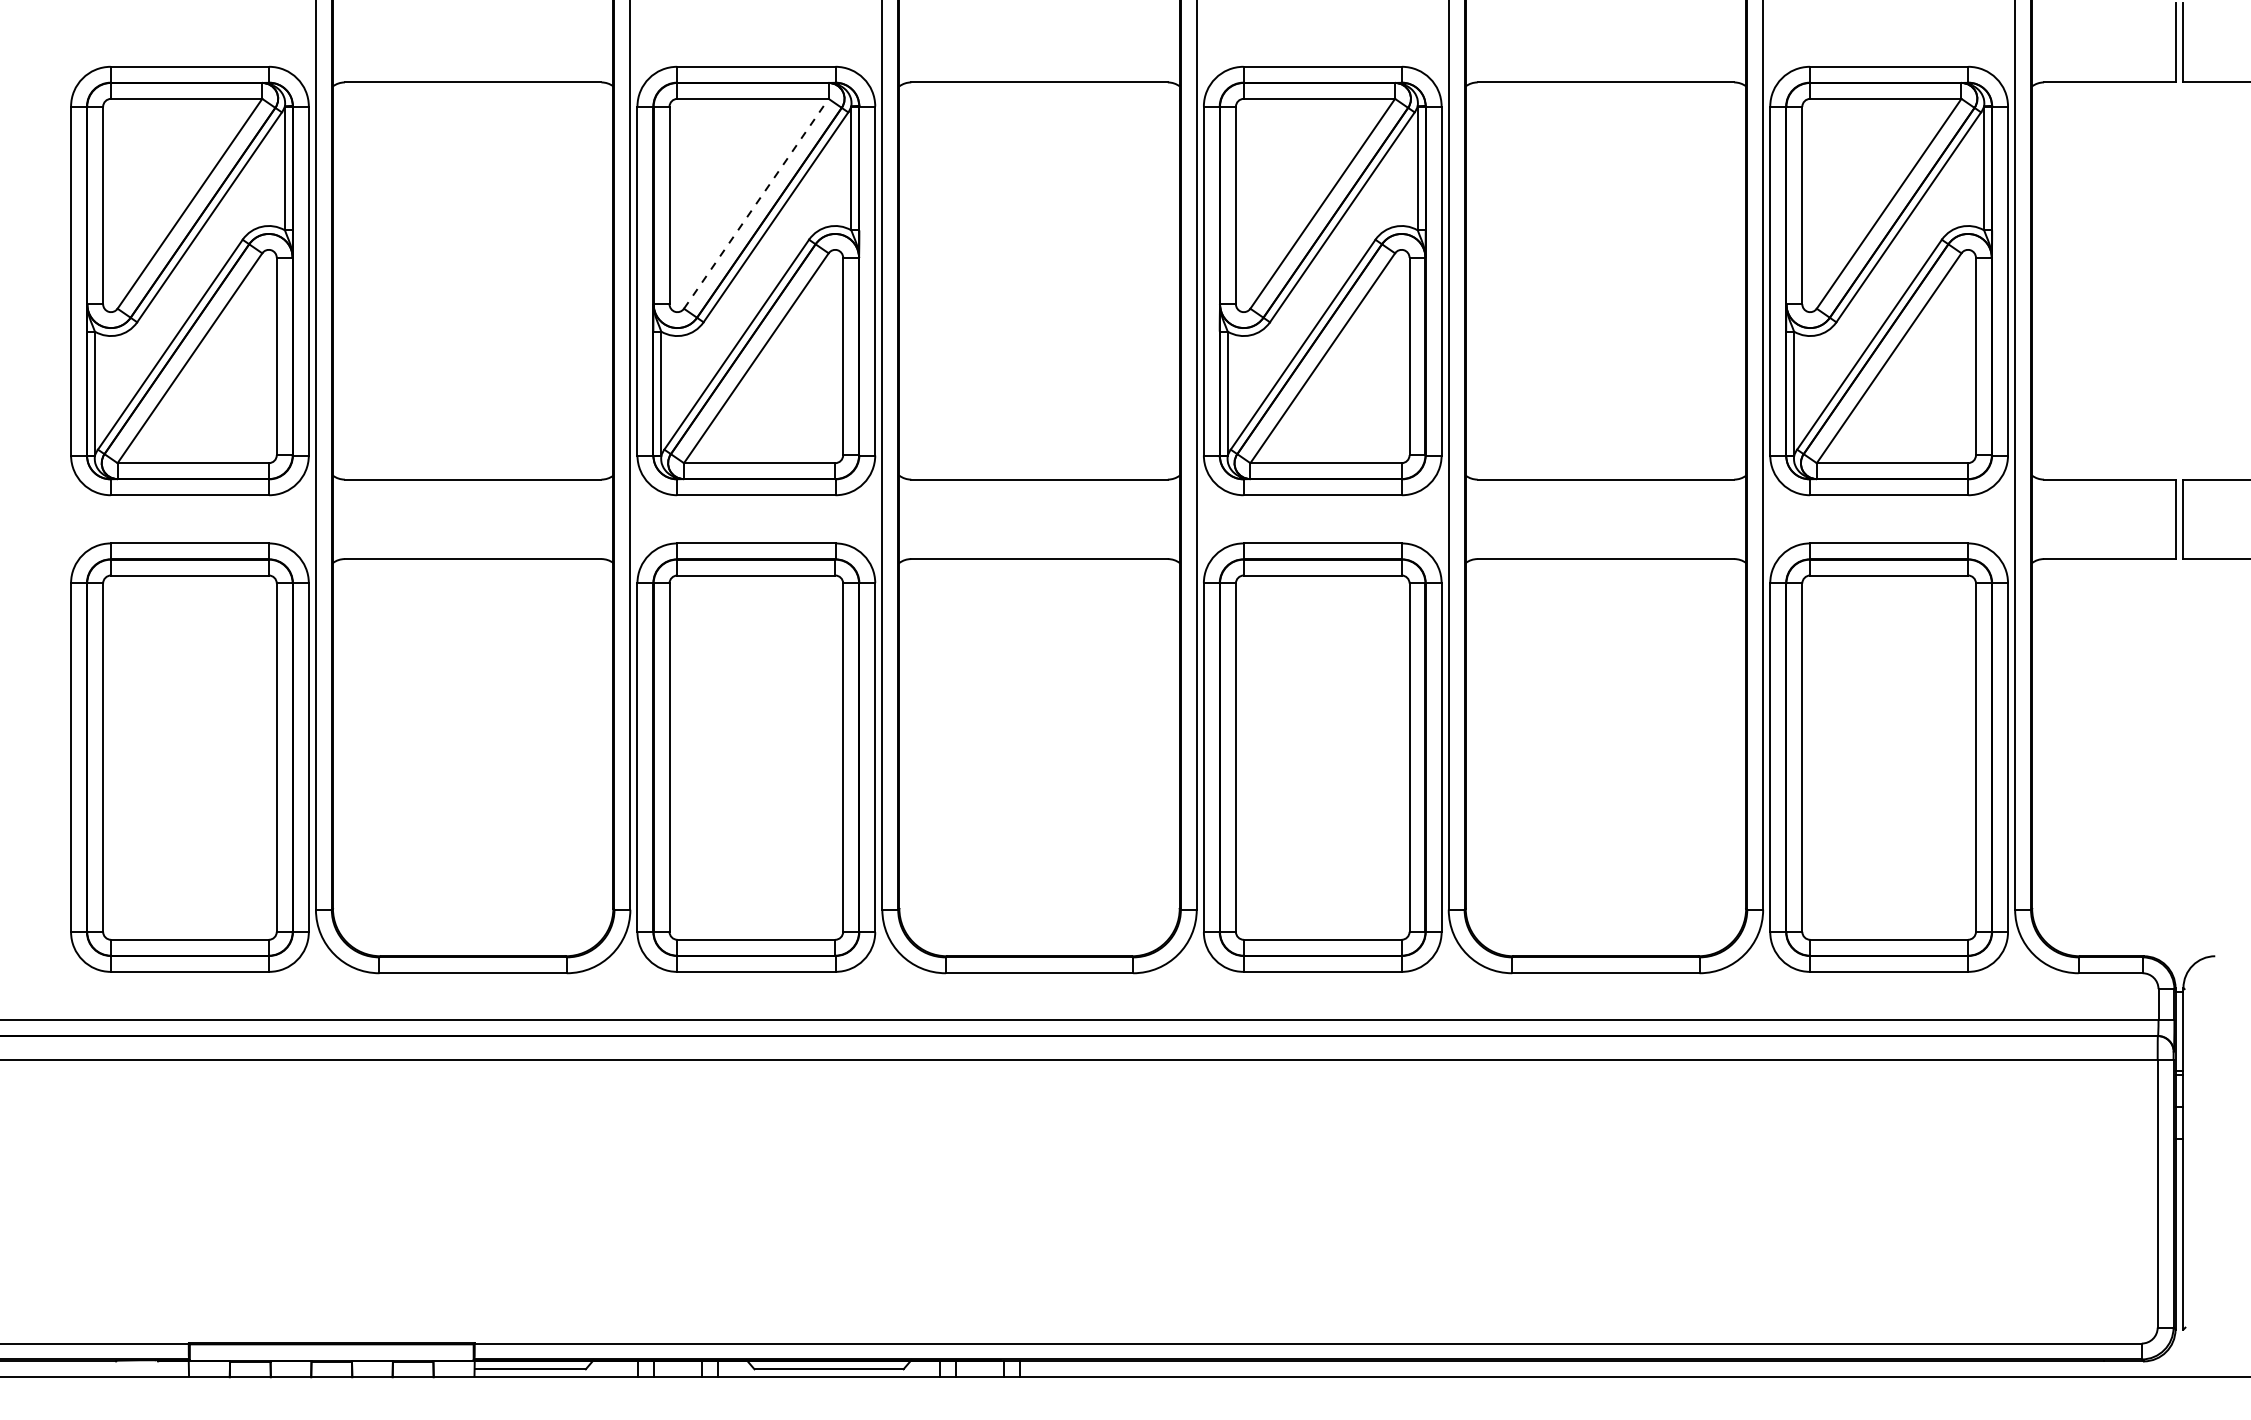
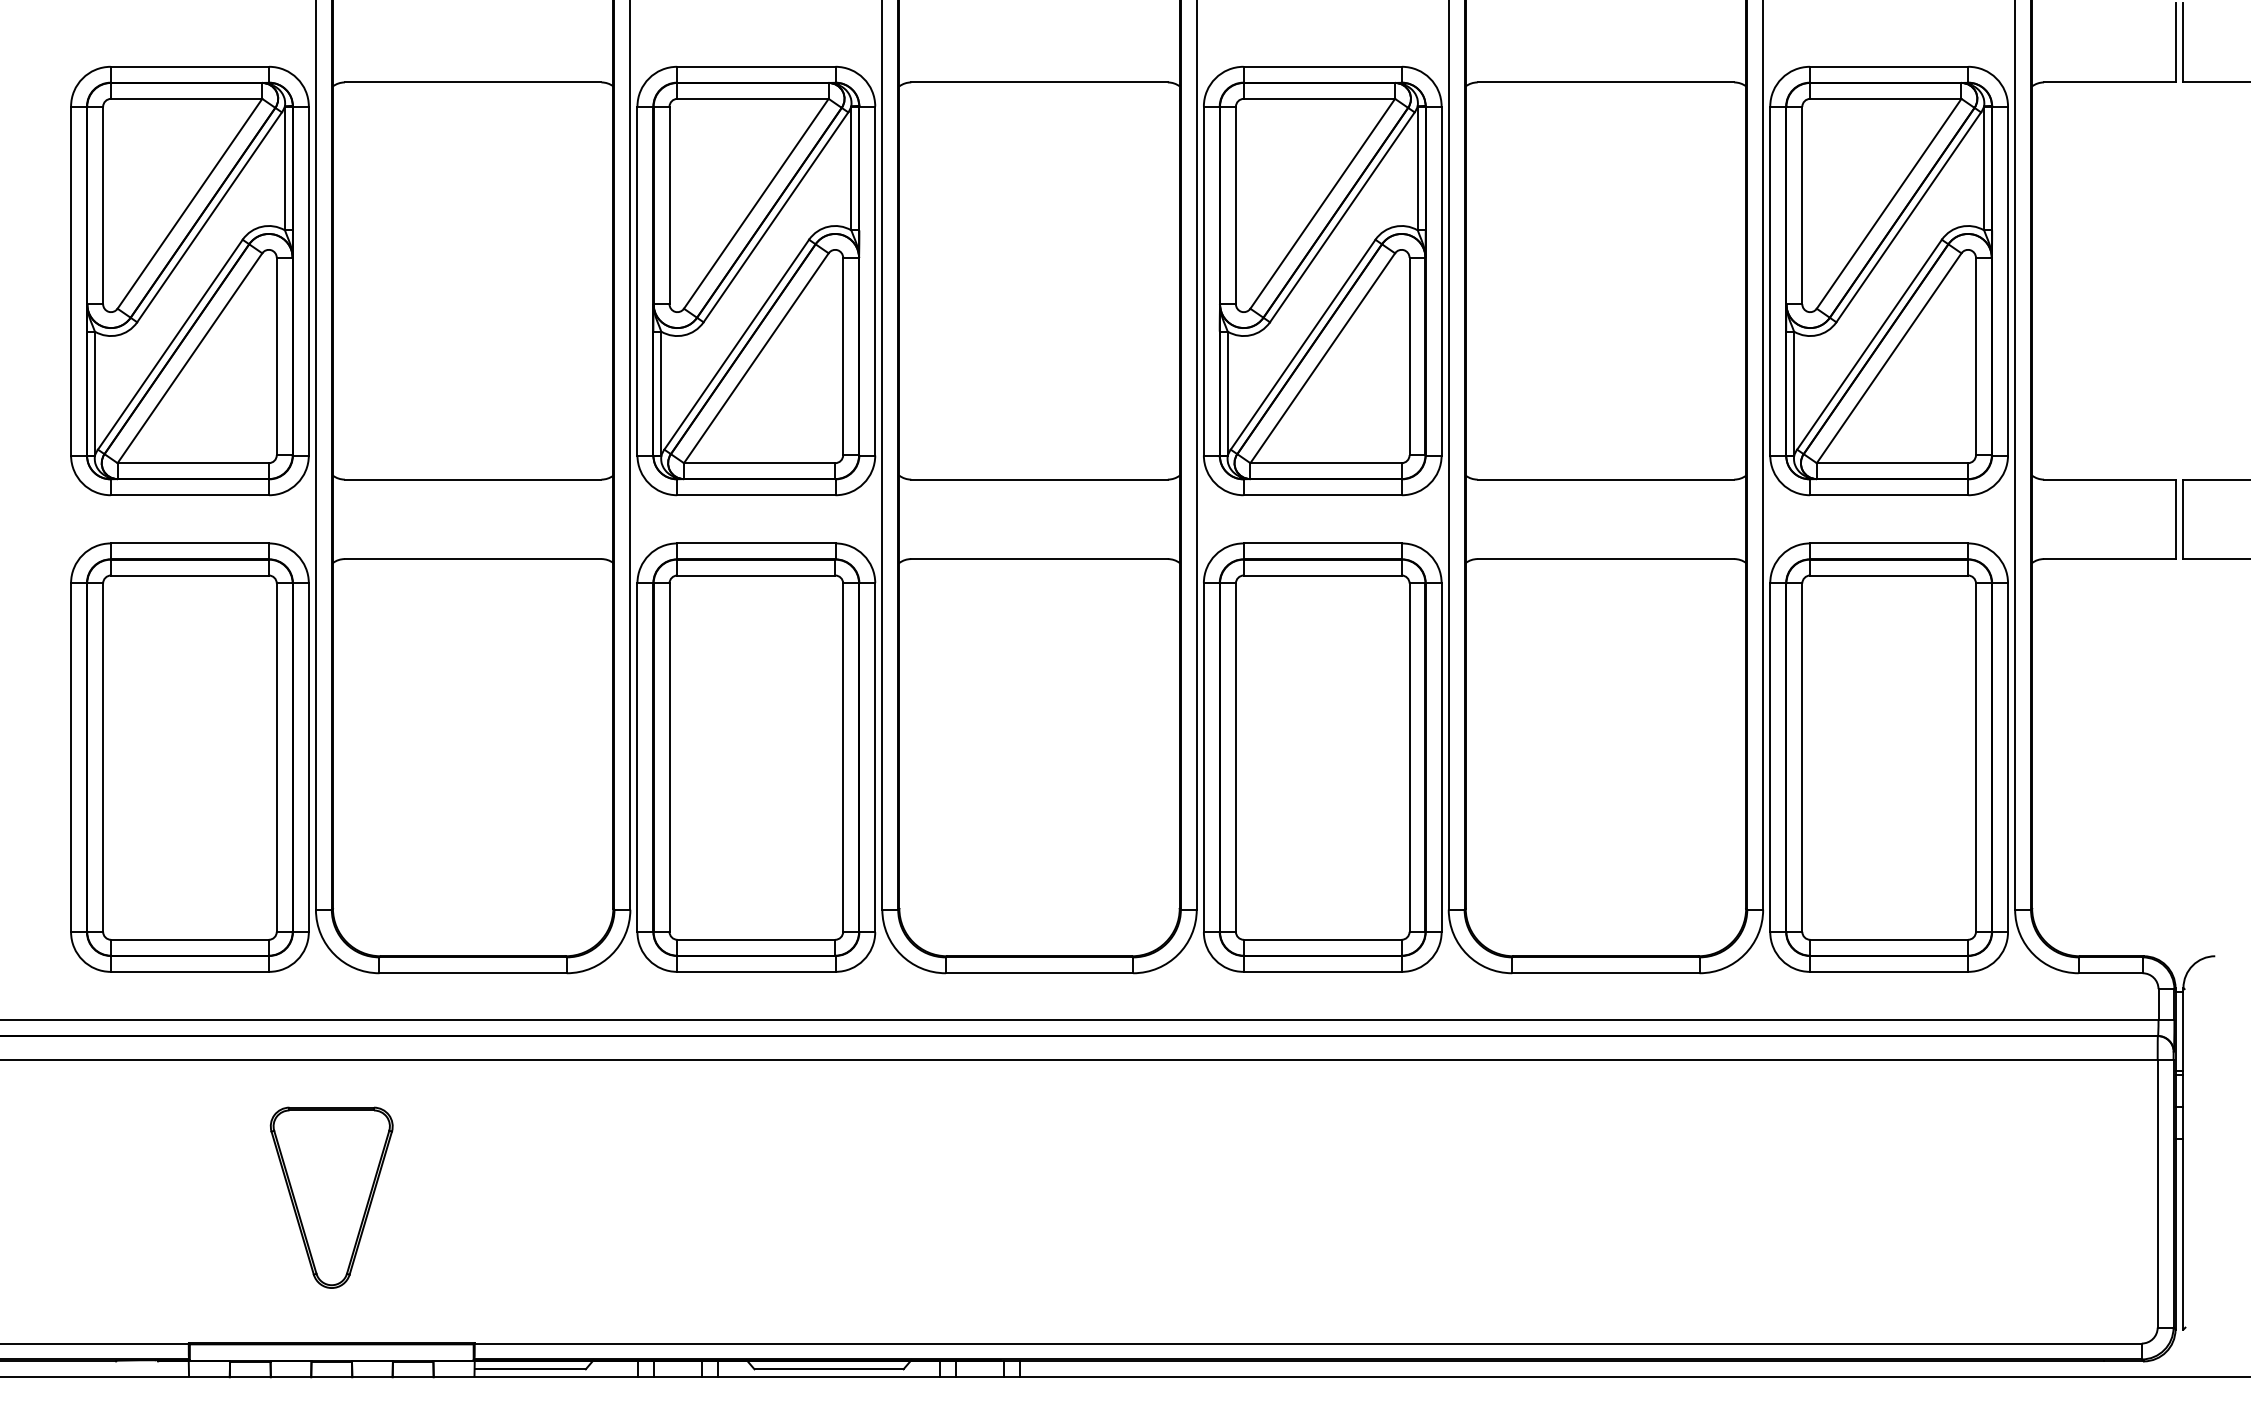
line: dashed -> solid (756, 203)
part: none -> present (331, 1197)
